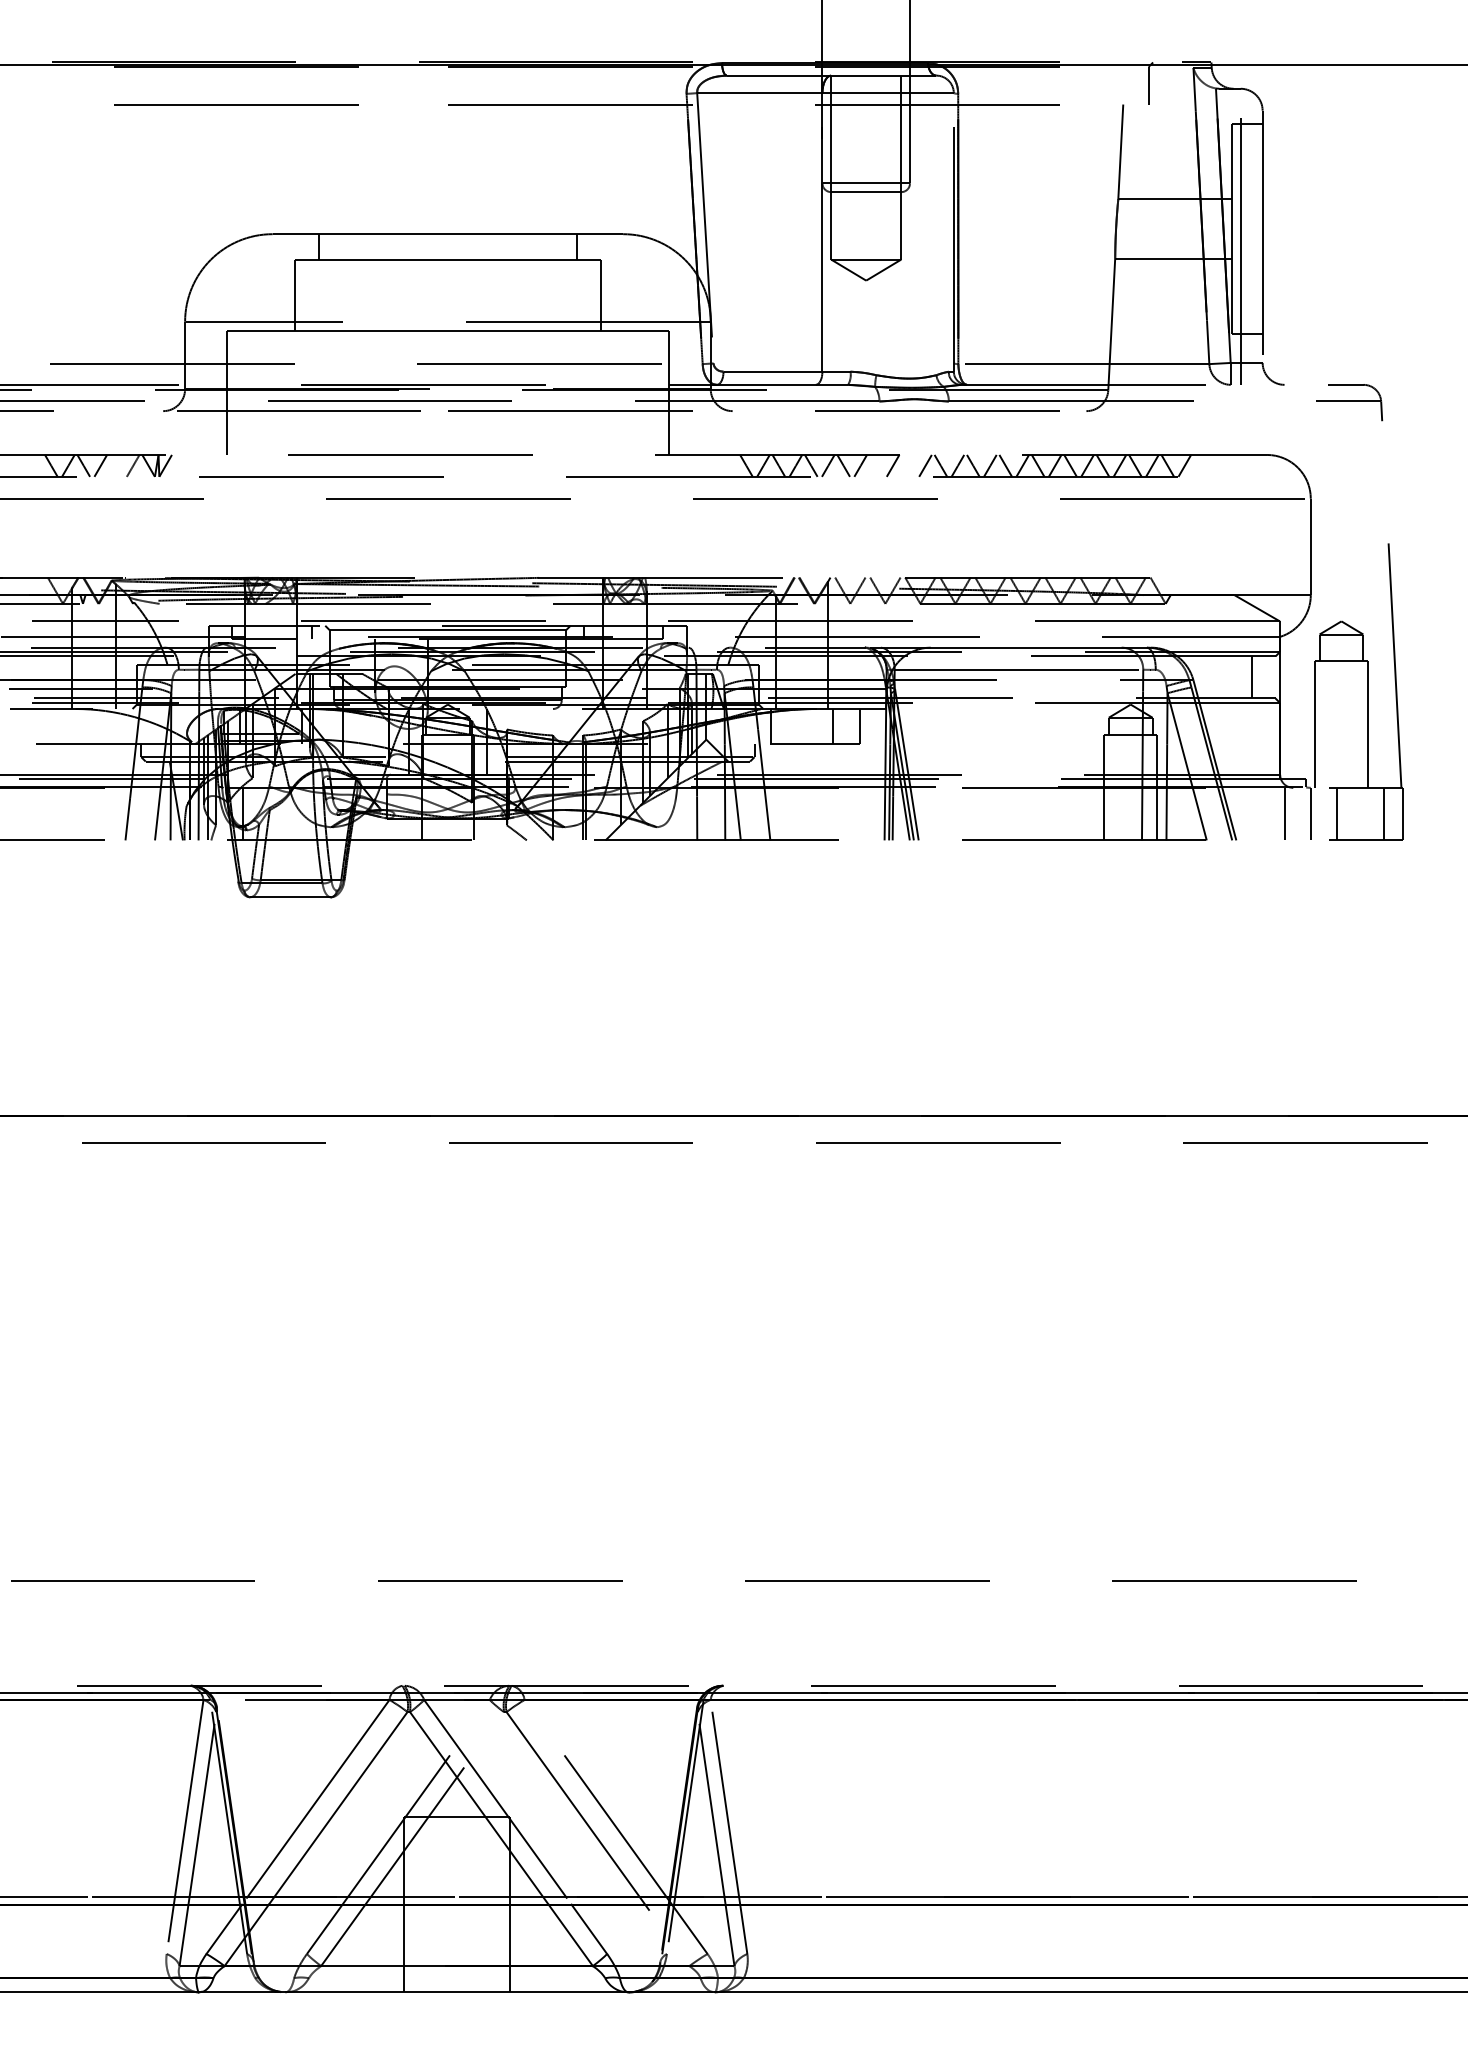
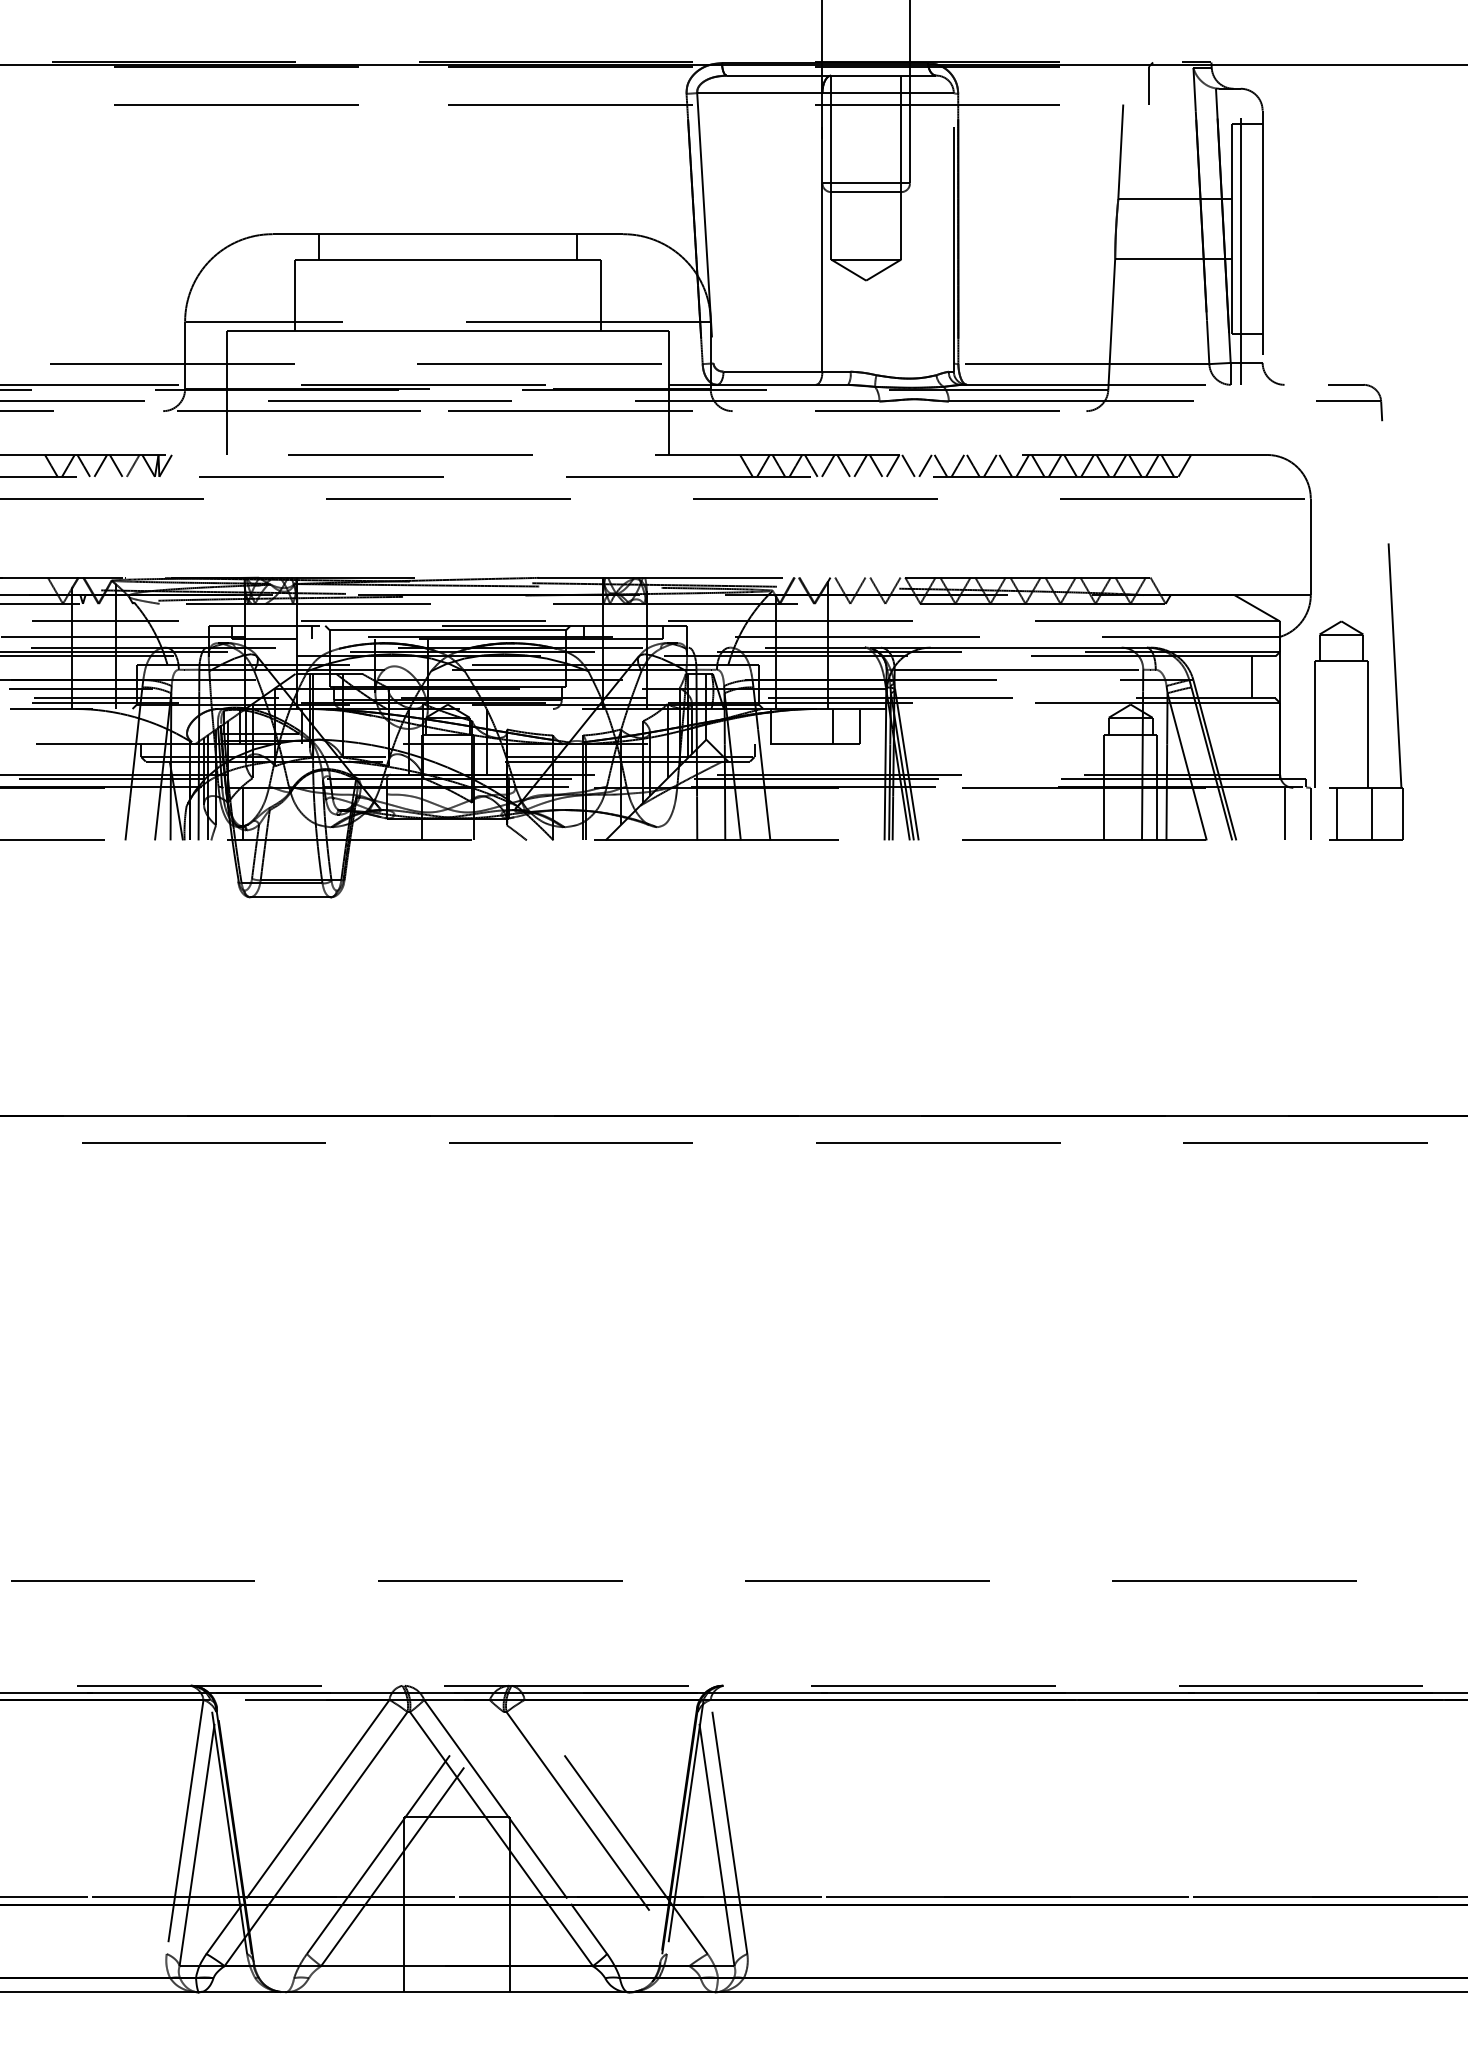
line: none -> present (115, 465)
line: none -> present (875, 465)
line: none -> present (908, 465)
line position: (1384, 813) -> (1372, 813) (1372, 813)
